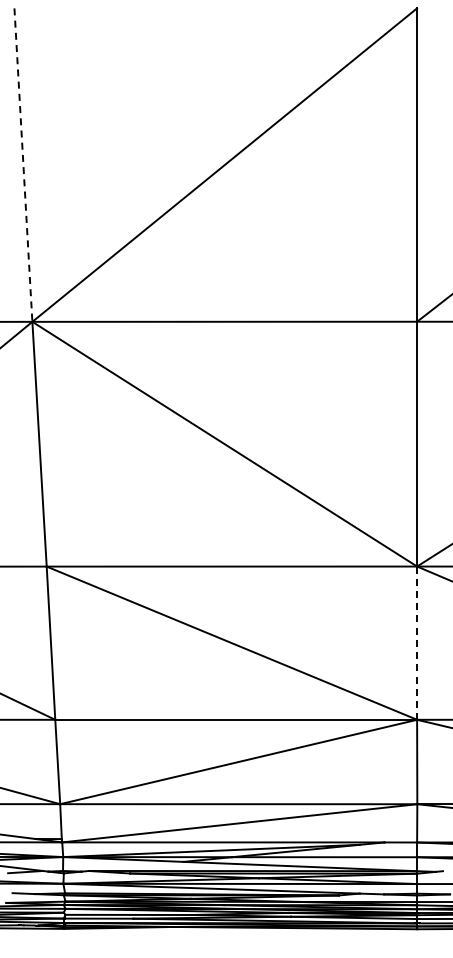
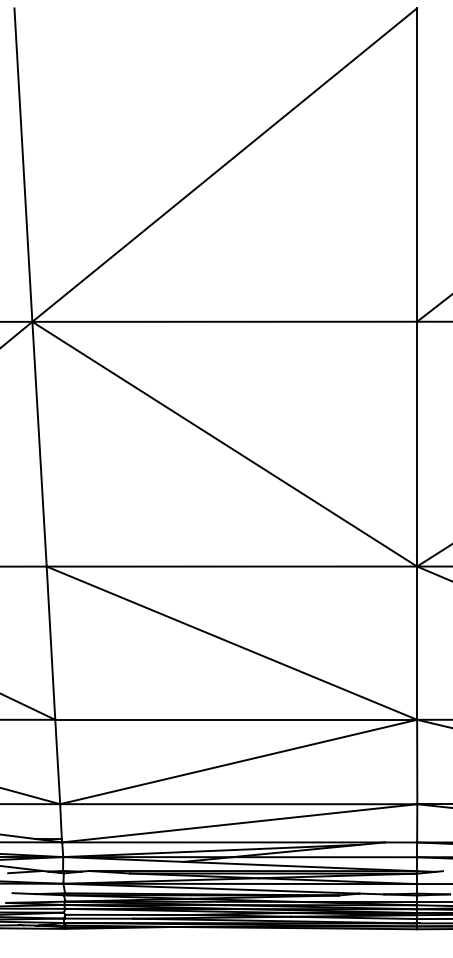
line: dashed -> solid (23, 165)
line: dashed -> solid (417, 643)
